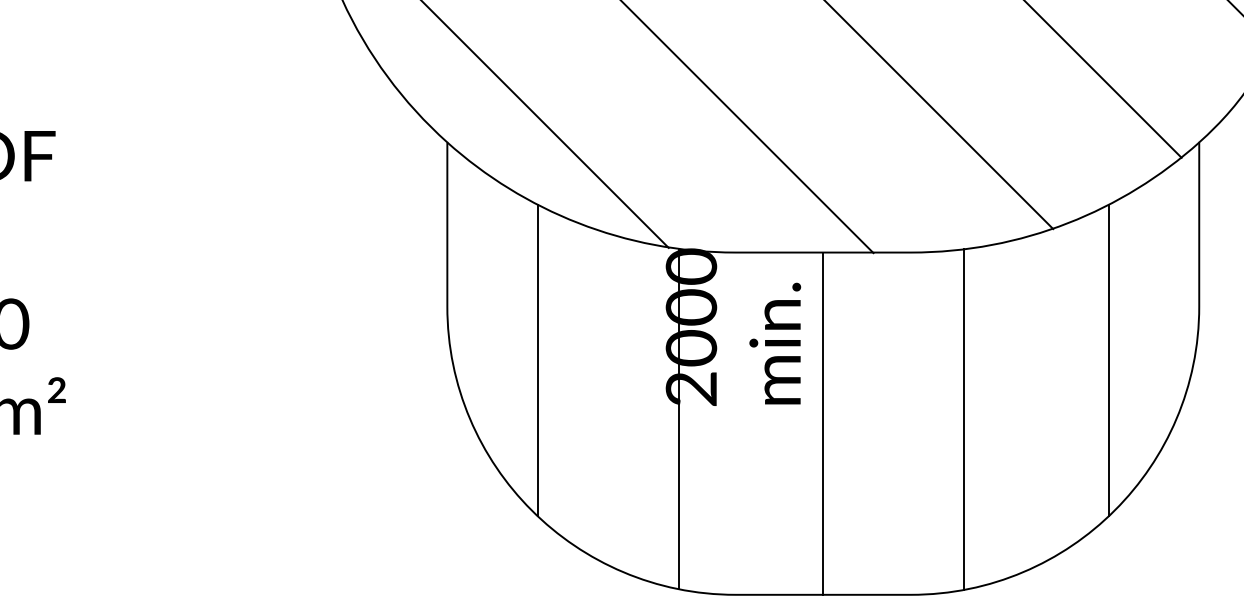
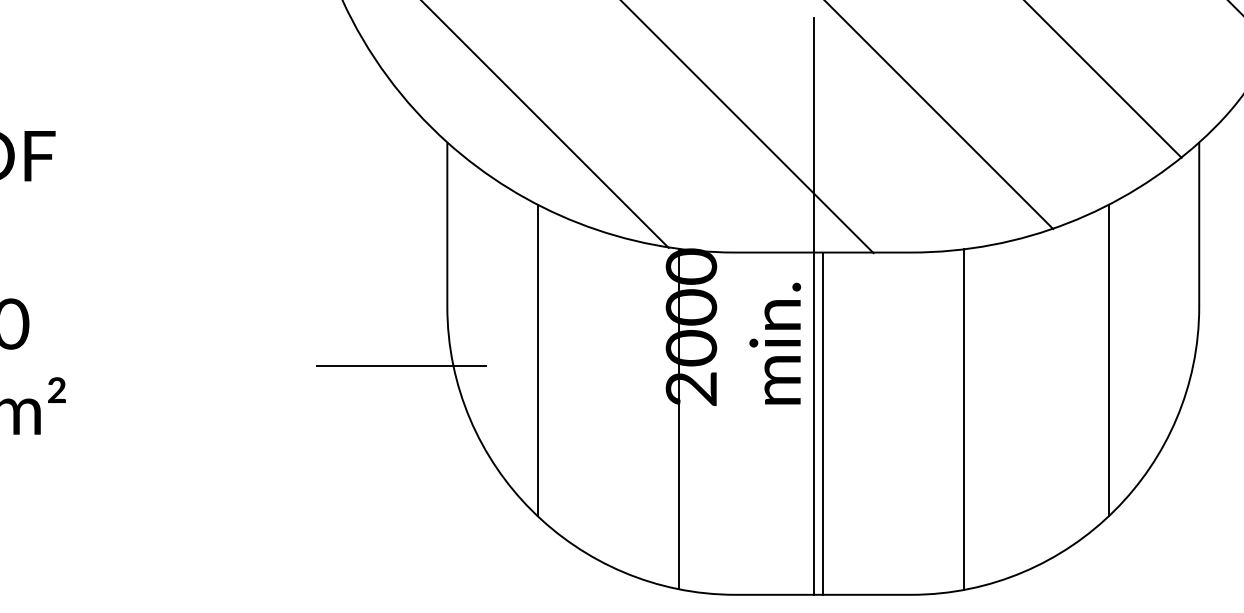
line: none -> present (813, 306)
line: none -> present (400, 365)
